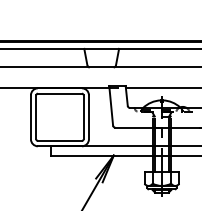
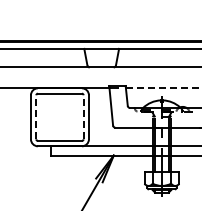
line: solid -> dashed (163, 88)
line: solid -> dashed (36, 116)
line: solid -> dashed (83, 116)
